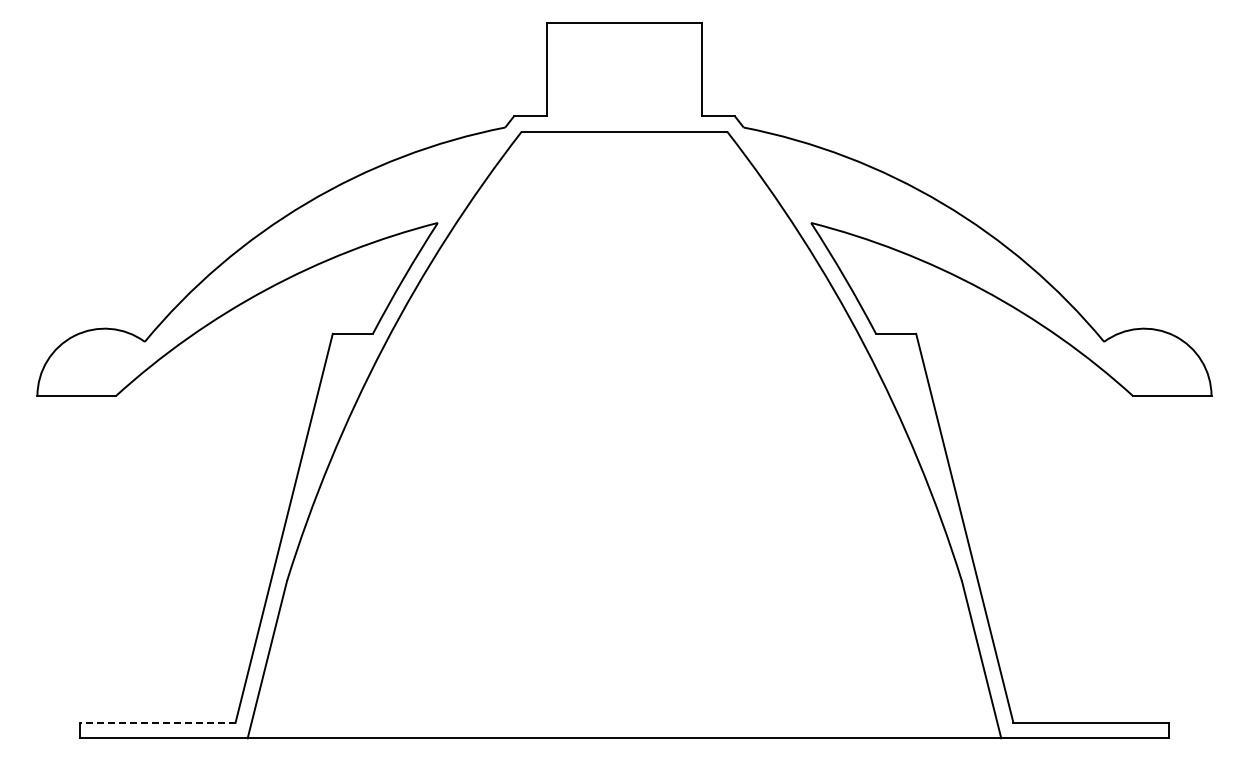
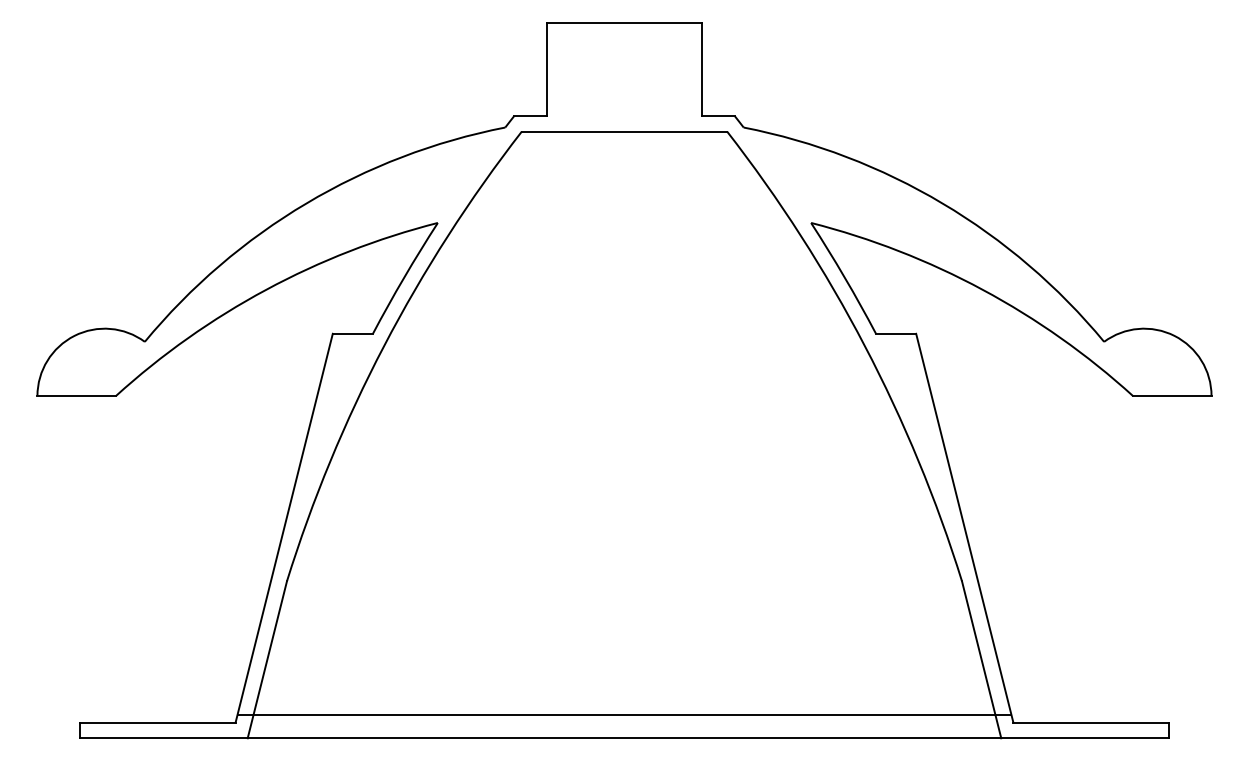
line: none -> present (624, 714)
line: dashed -> solid (157, 722)
